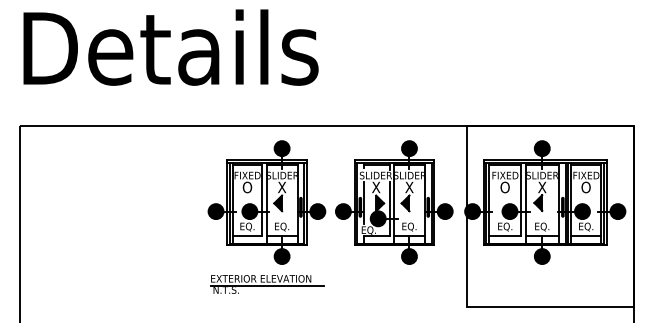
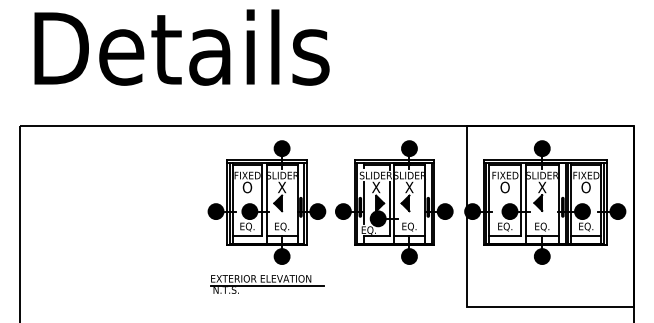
text position: (170, 47) -> (181, 47) (181, 47)
